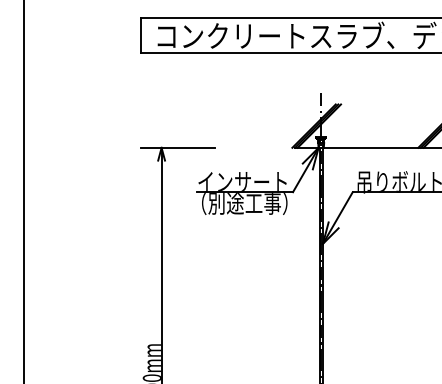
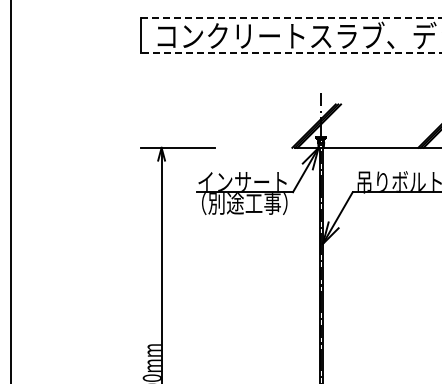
line: solid -> dashed (291, 17)
line: solid -> dashed (290, 53)
line position: (24, 191) -> (11, 191) (11, 191)
